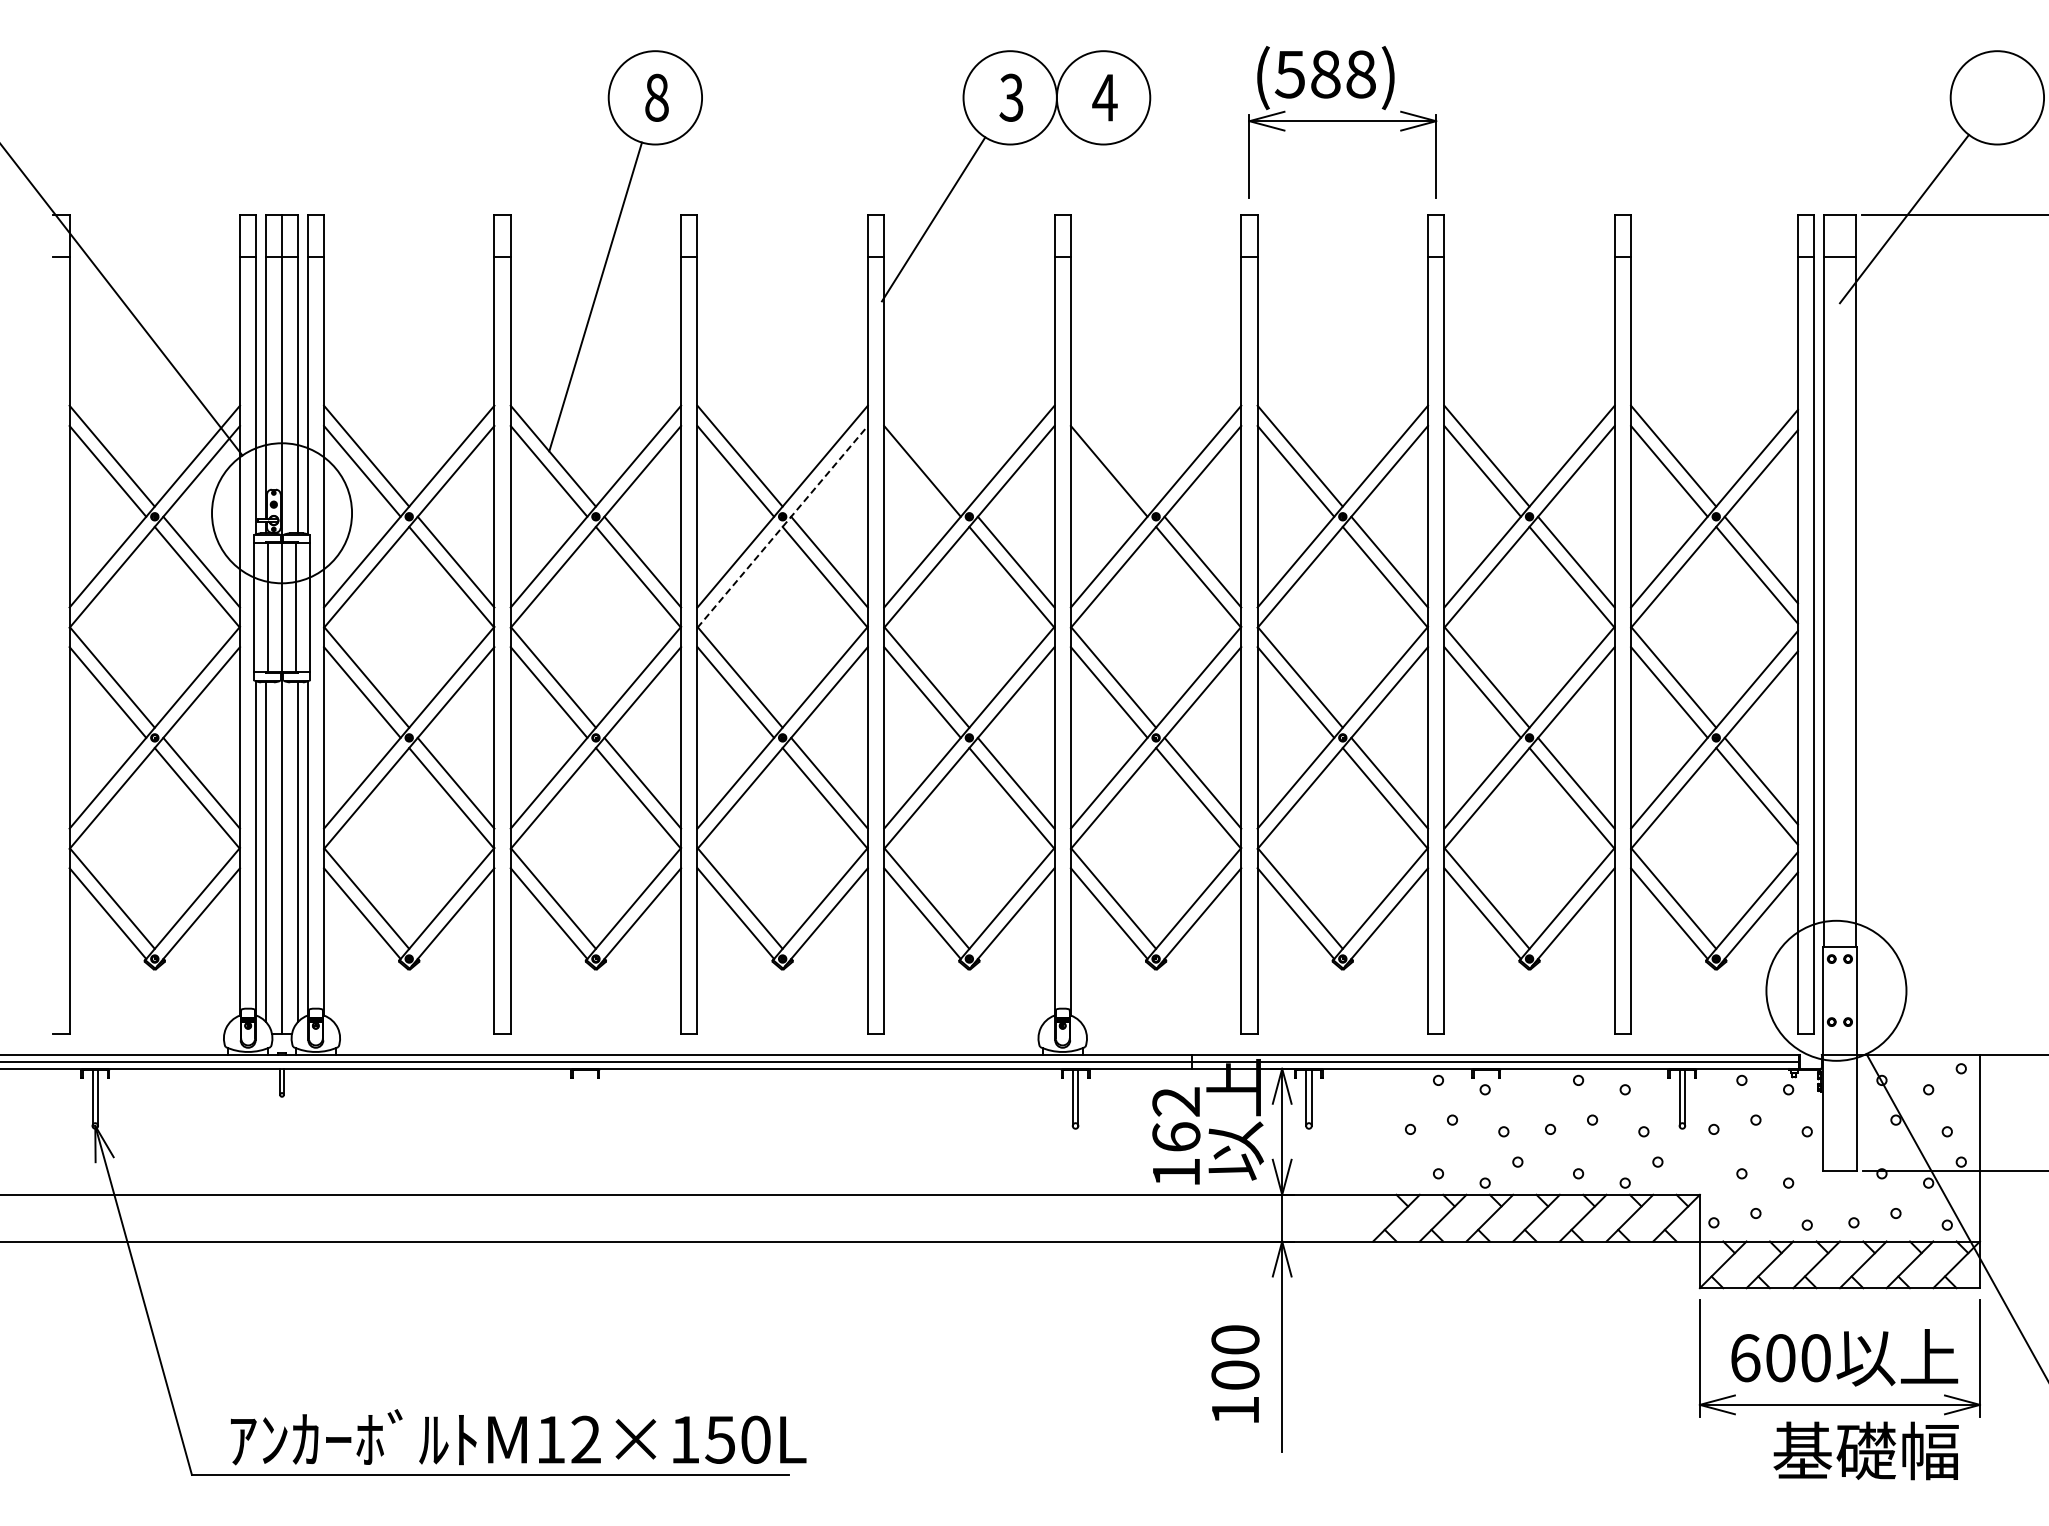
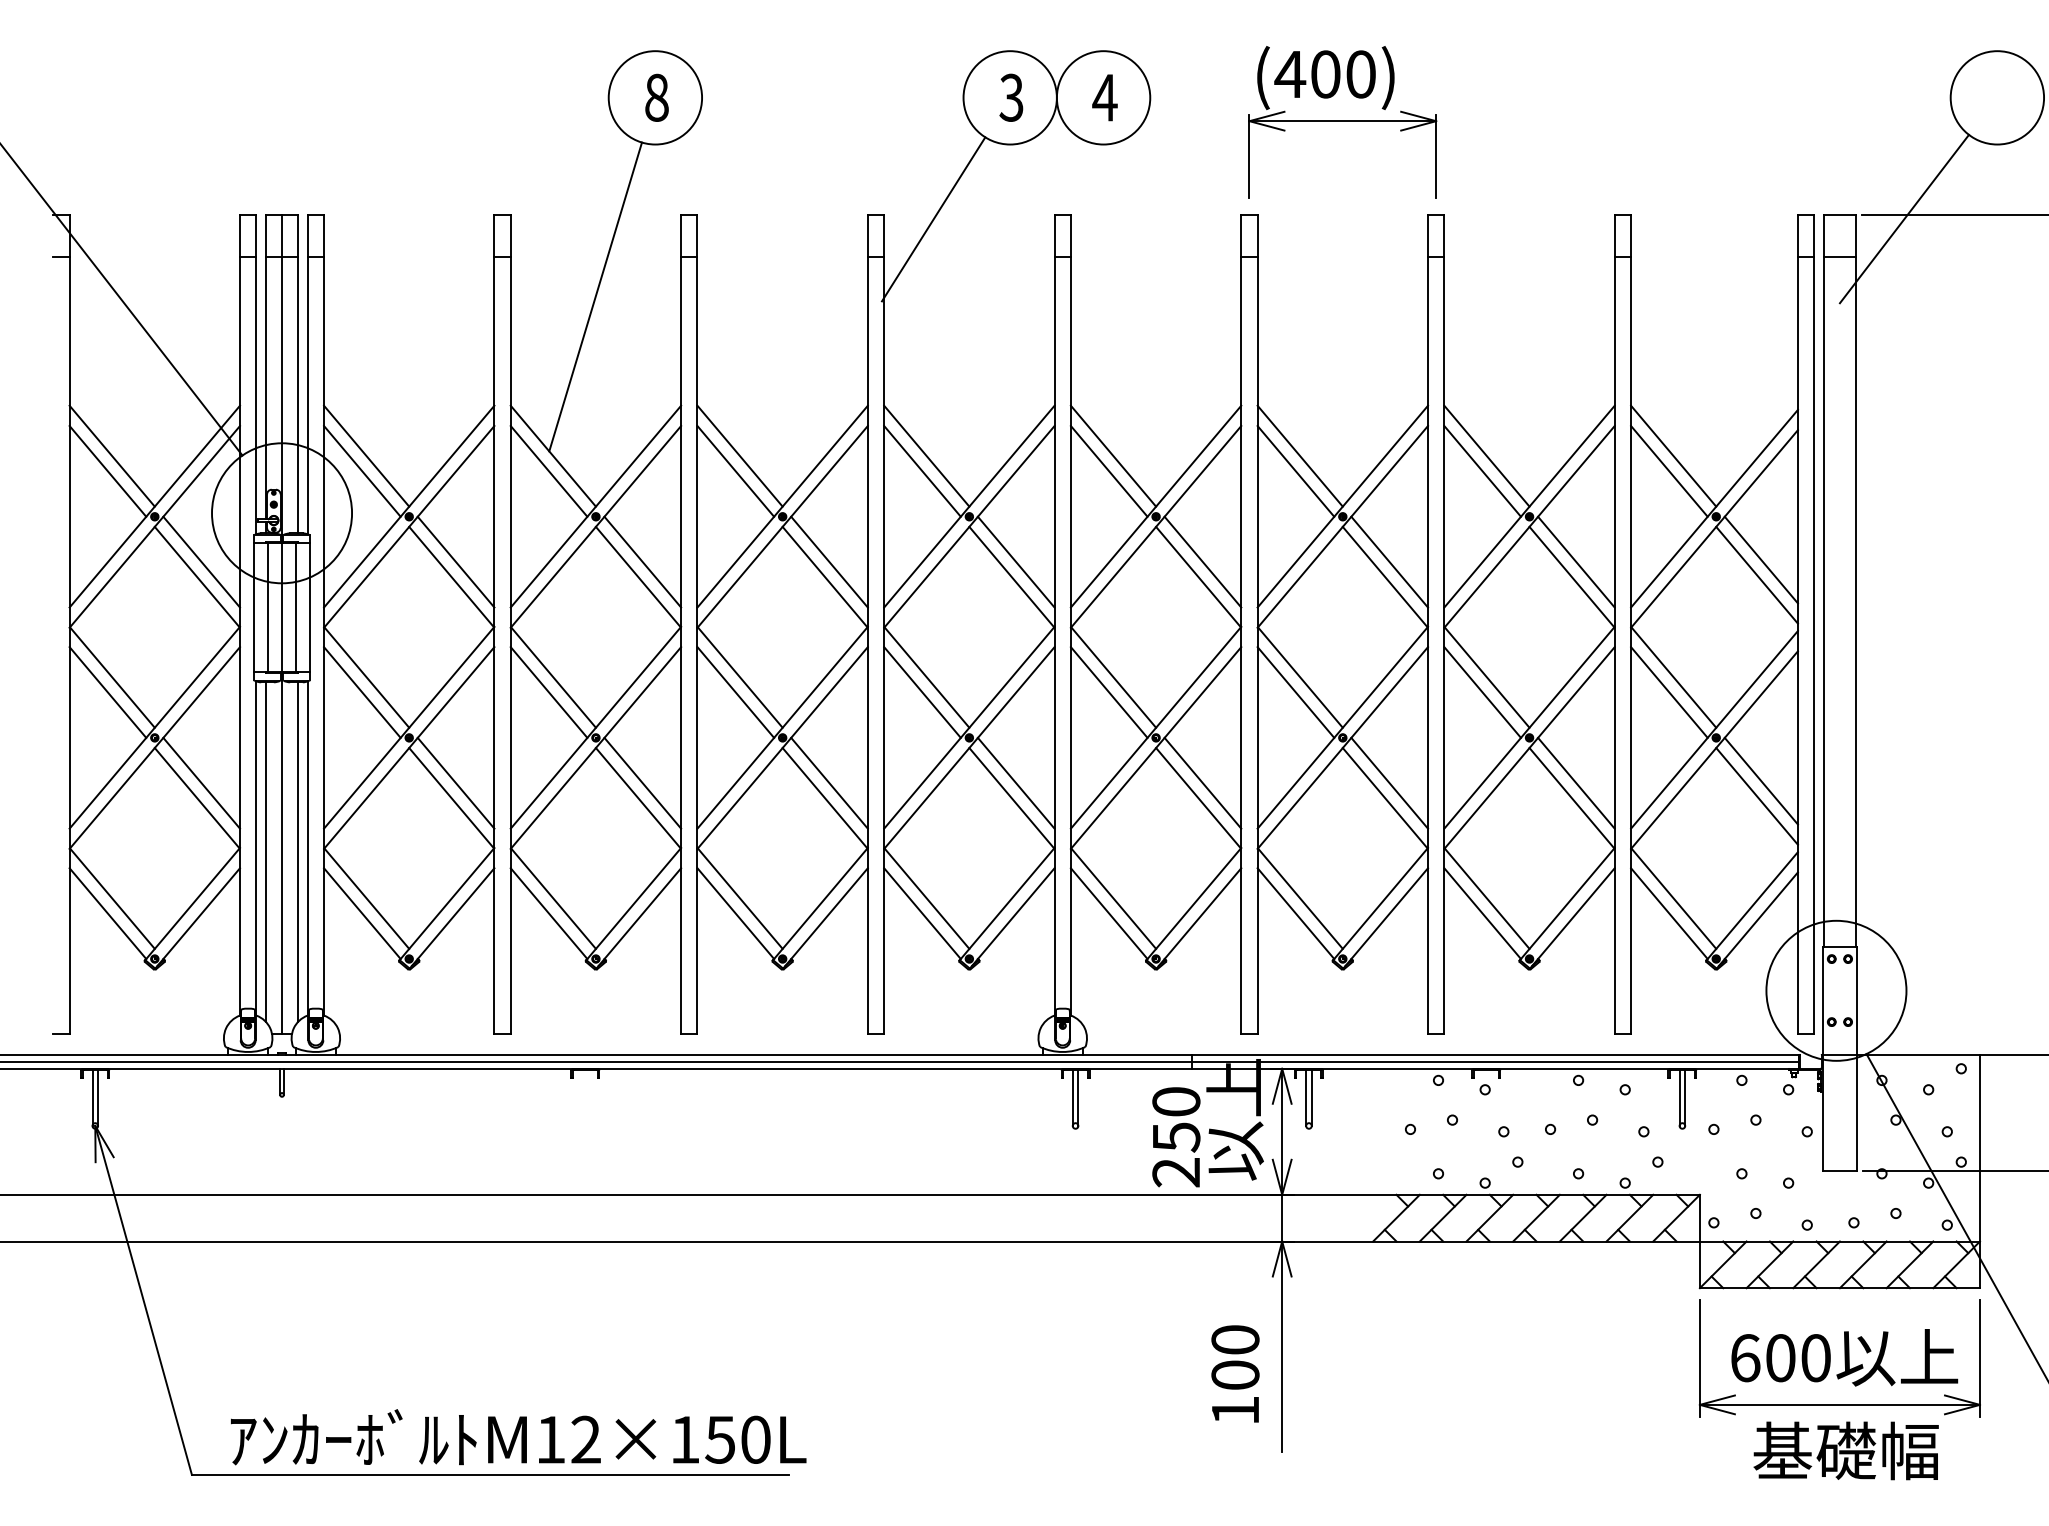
text: (588) -> (400) (1324, 74)
line: none -> present (926, 455)
line: none -> present (1113, 455)
line: dashed -> solid (782, 526)
text: 162 -> 250 (1176, 1137)
text position: (1865, 1450) -> (1845, 1450) (1845, 1450)
